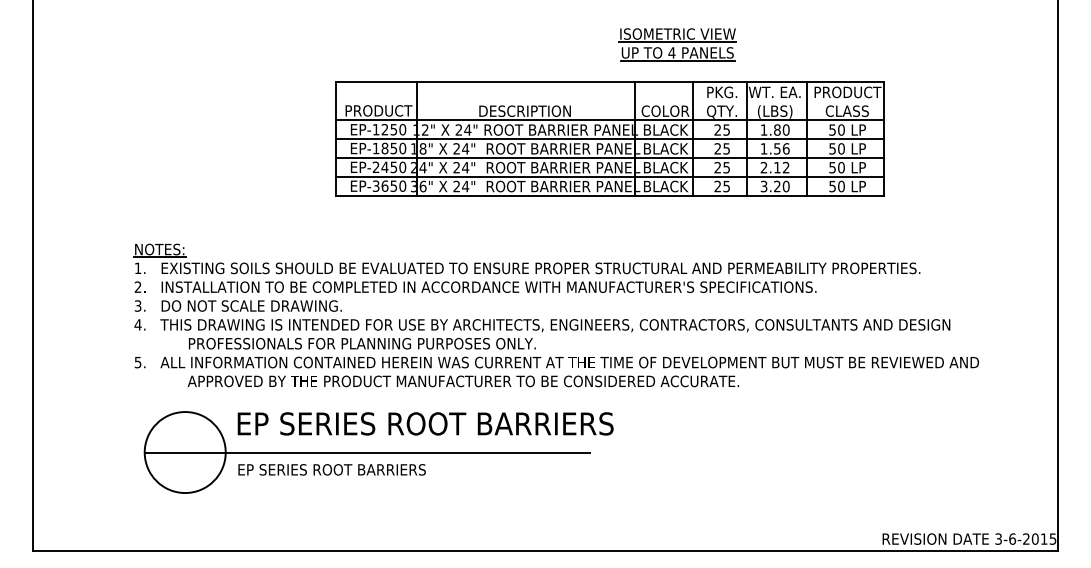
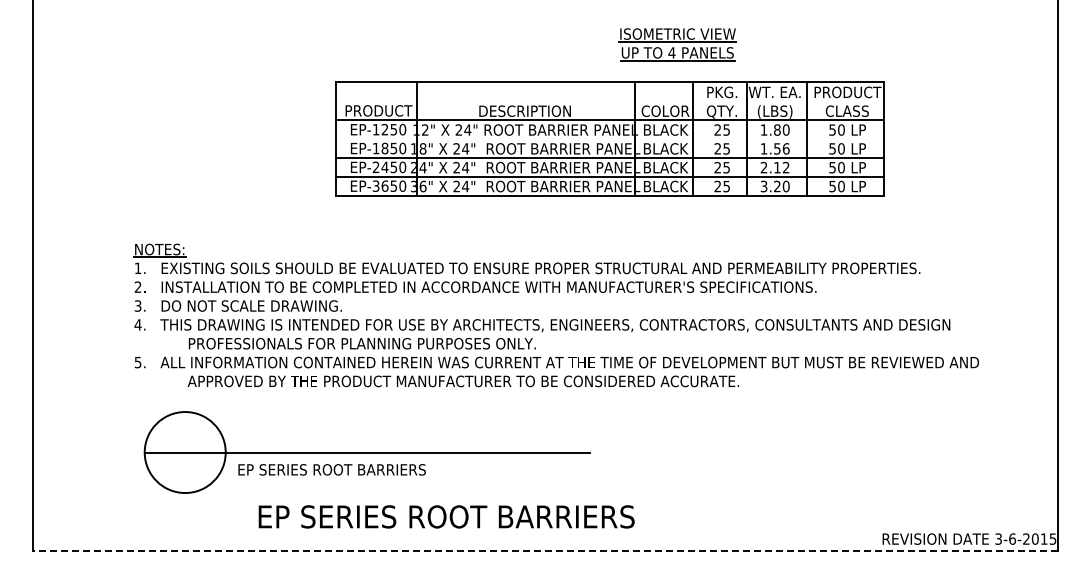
line: present -> none (610, 139)
text position: (425, 423) -> (446, 516) (446, 516)
line: solid -> dashed (545, 551)
